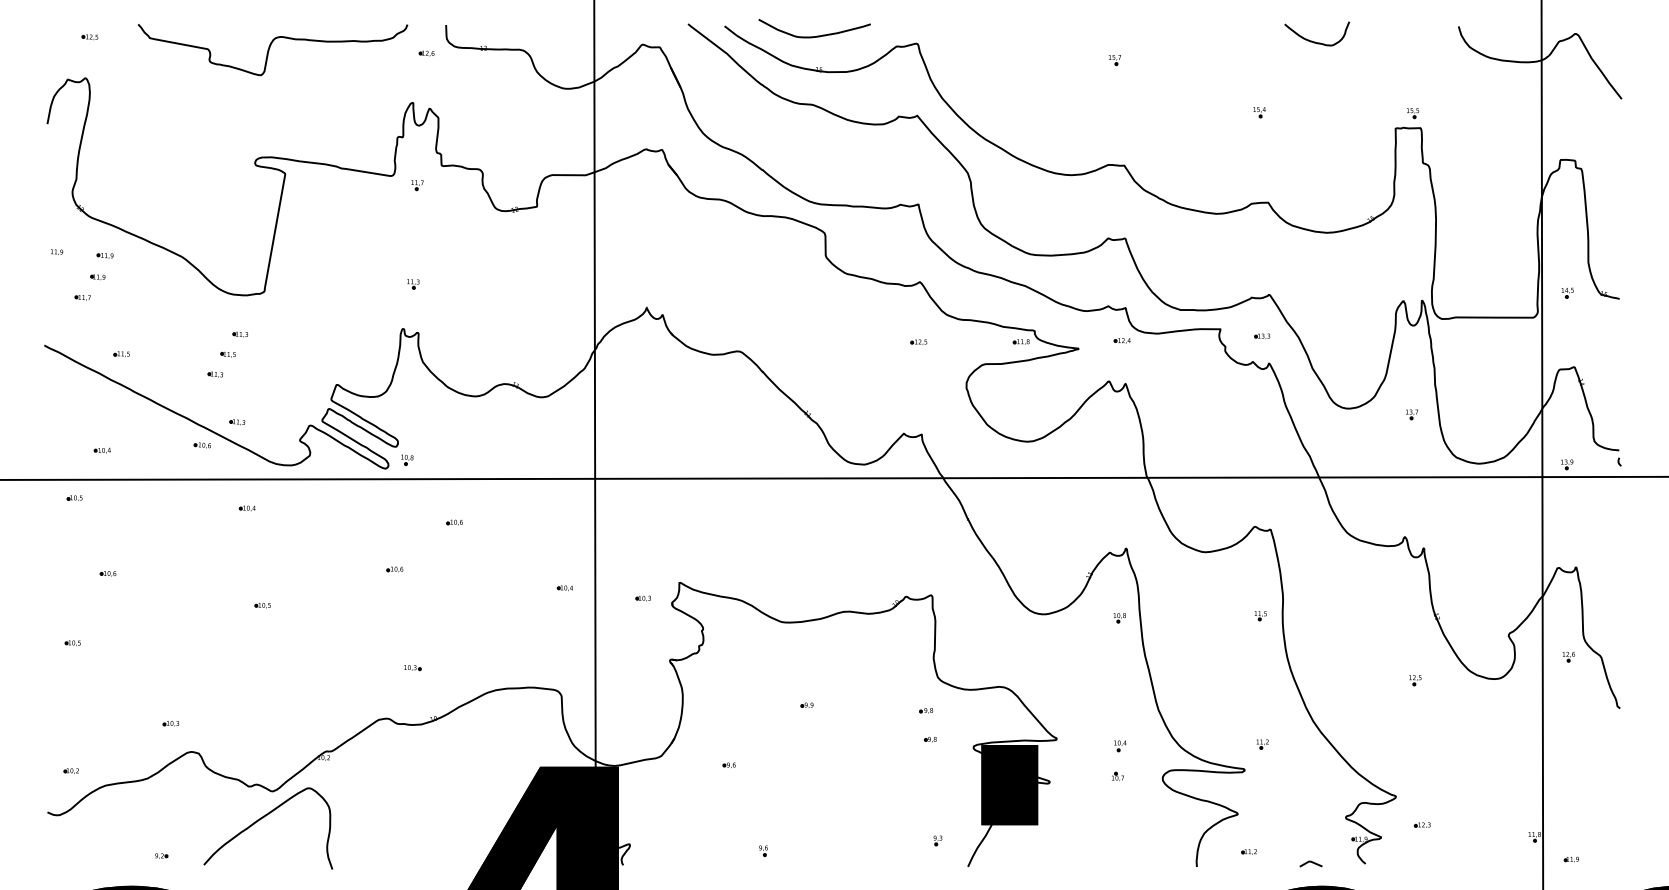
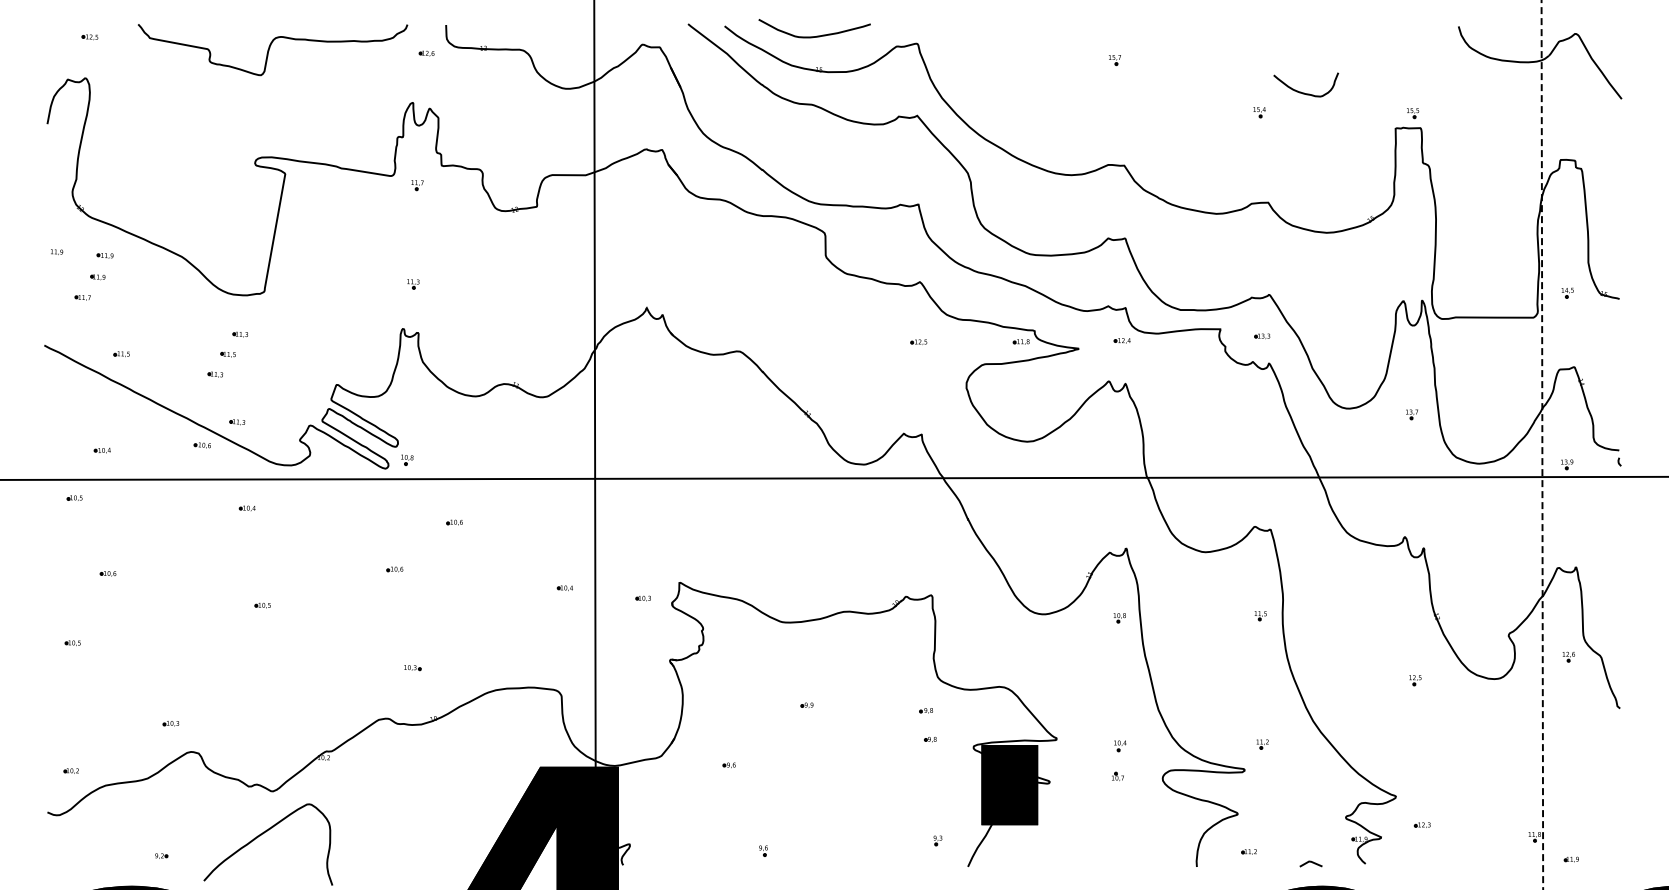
curve position: (1315, 41) -> (1304, 92) (1304, 92)
line: solid -> dashed (1542, 444)
curve position: (263, 818) -> (263, 834) (263, 834)
